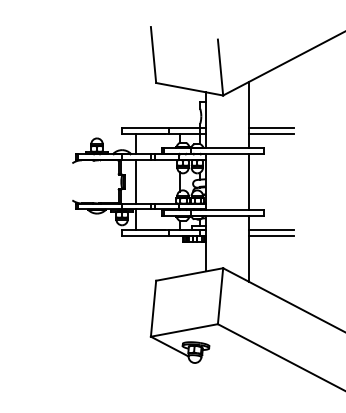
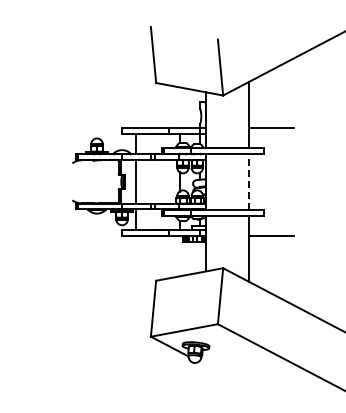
line: present -> none (271, 133)
line: solid -> dashed (249, 181)
line: present -> none (271, 230)
